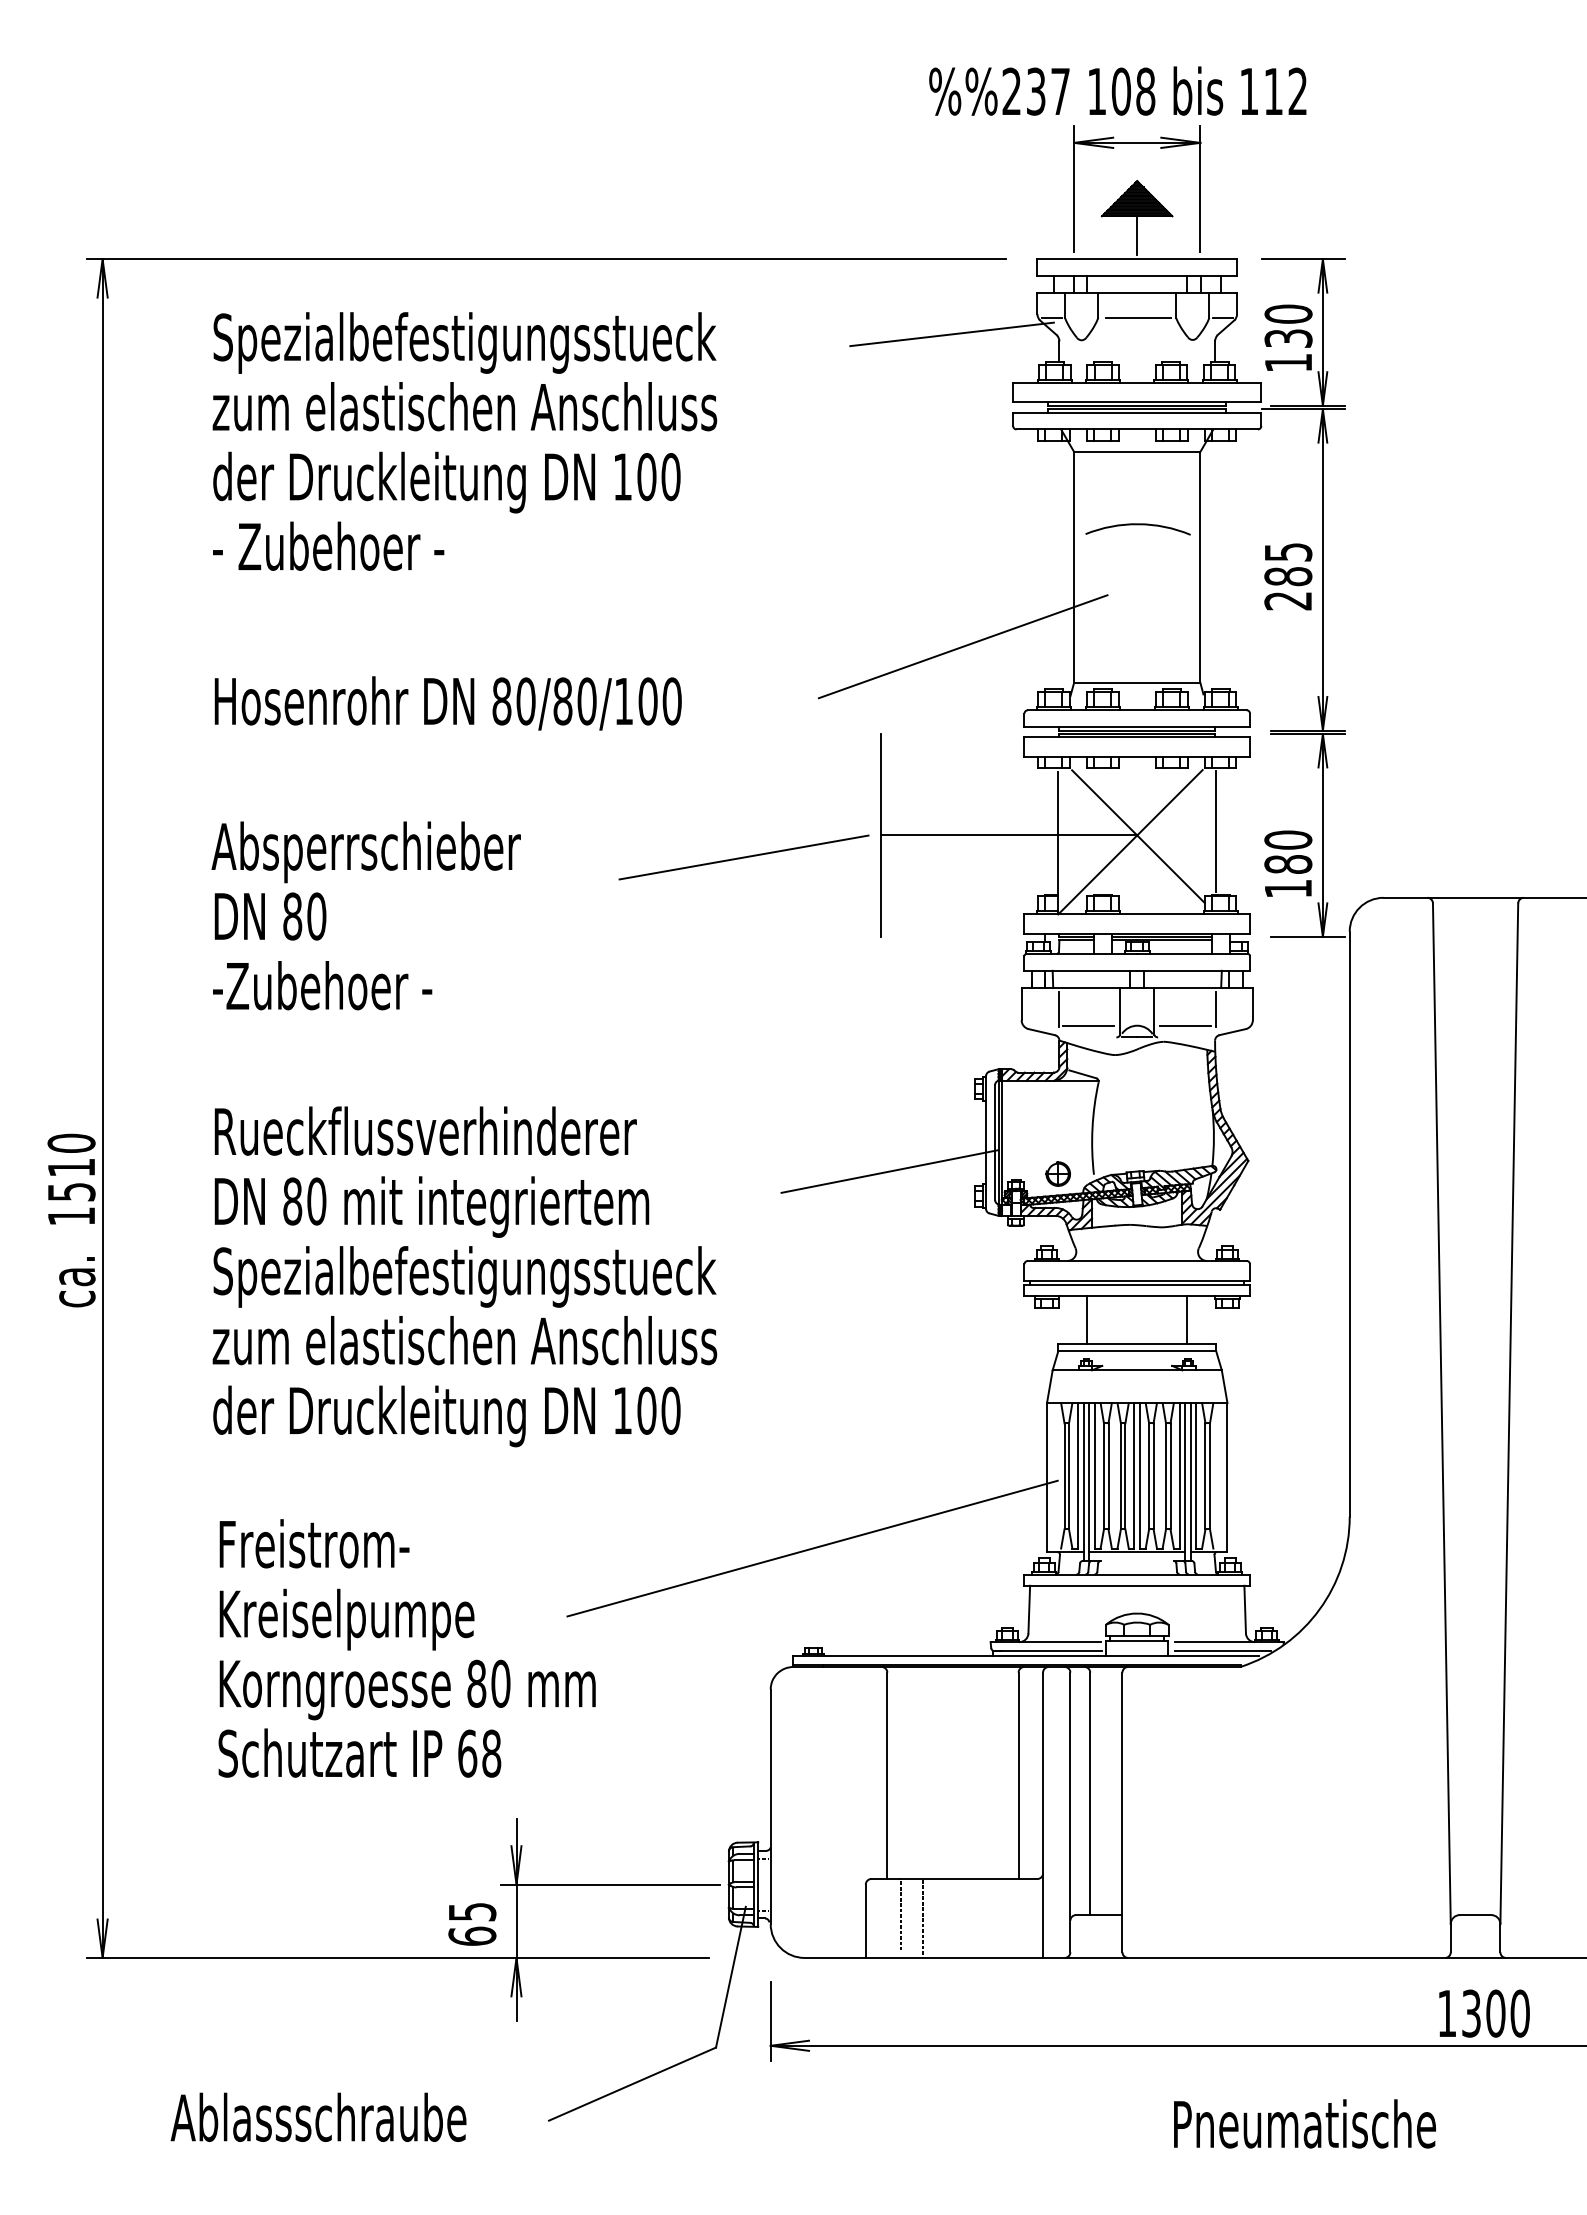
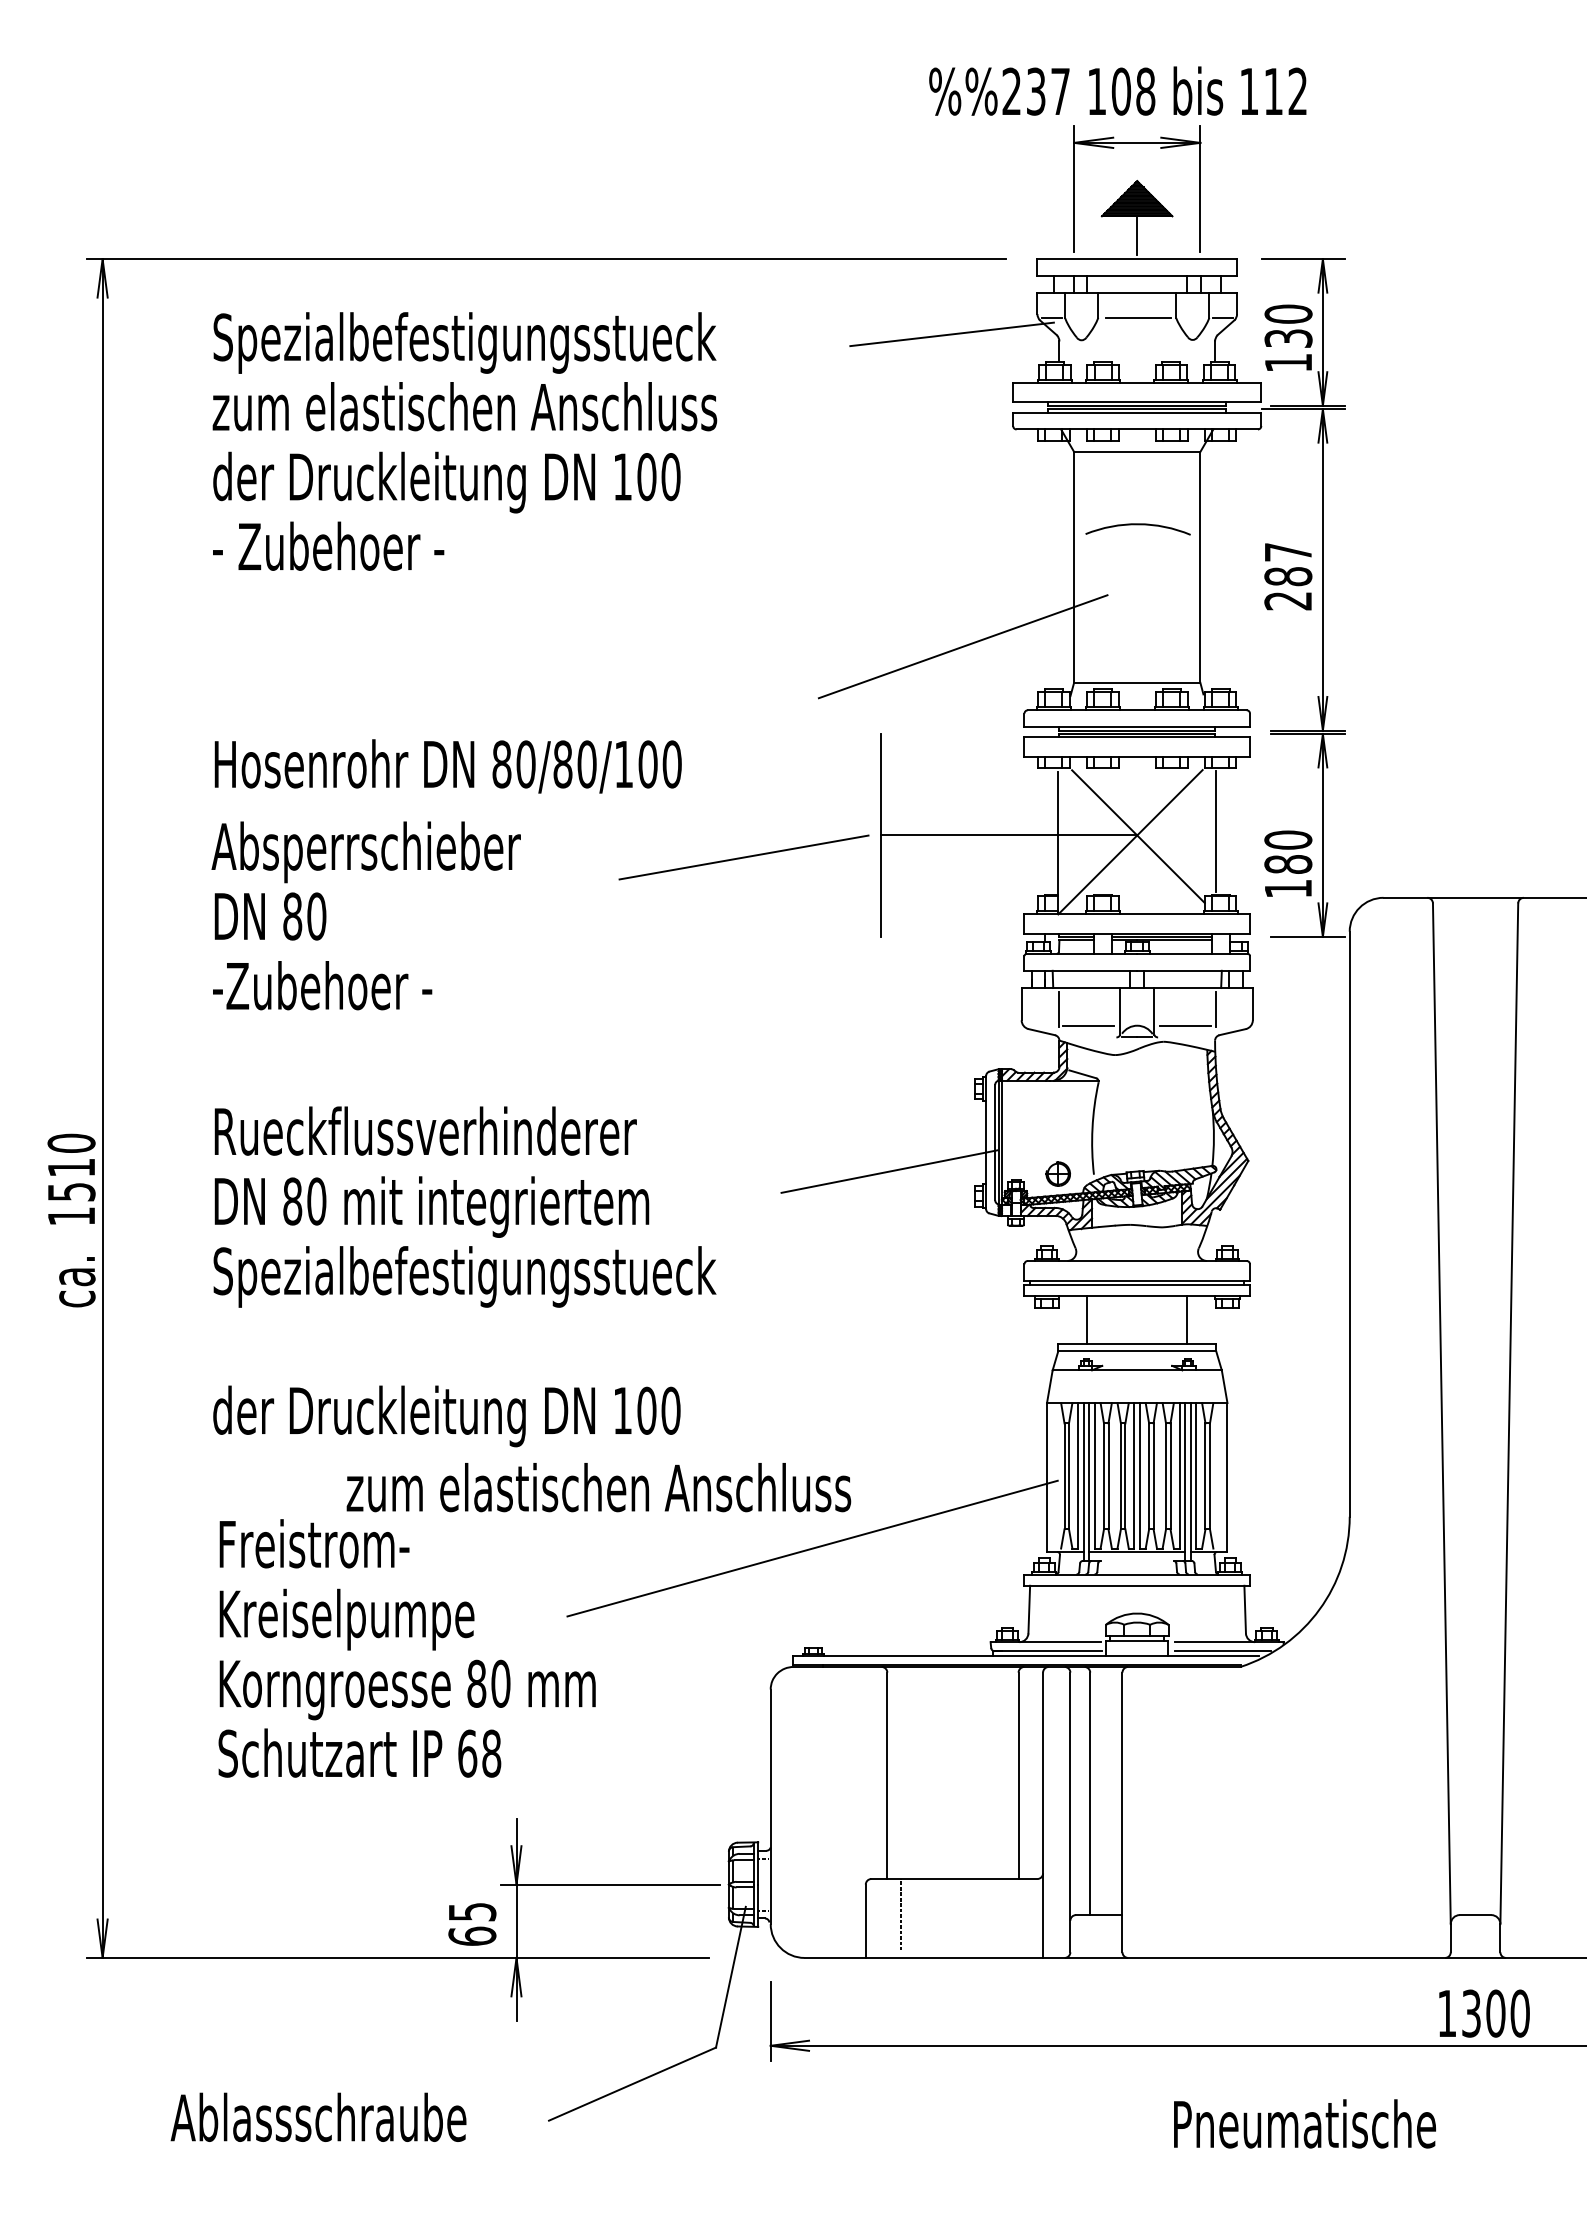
text: 285 -> 287 (1288, 552)
text position: (447, 703) -> (447, 766) (447, 766)
text position: (464, 1340) -> (598, 1487) (598, 1487)
line: present -> none (923, 1918)
